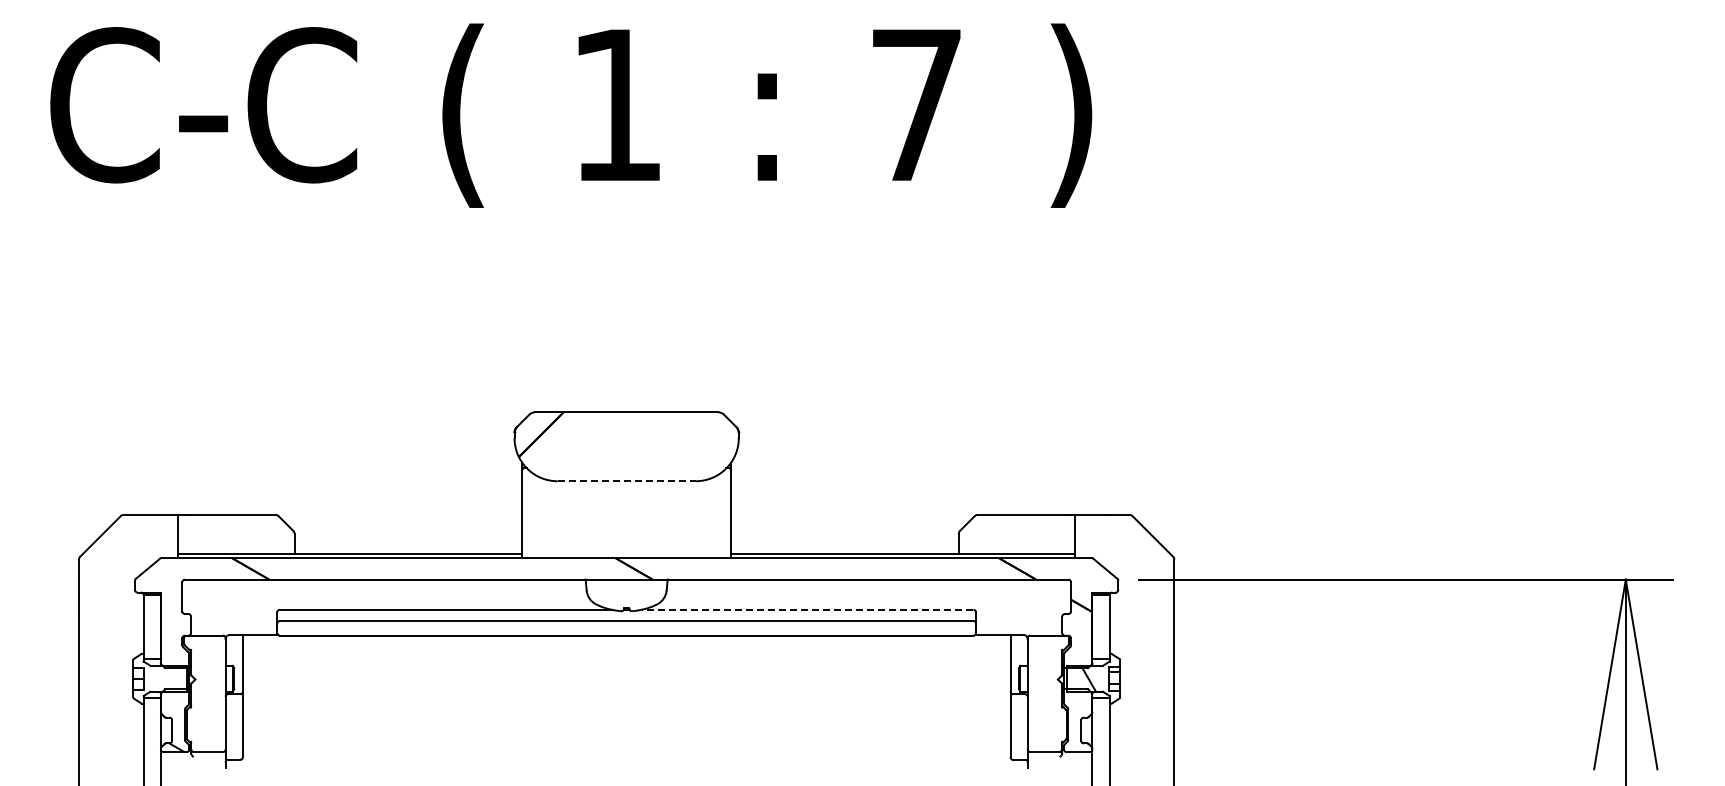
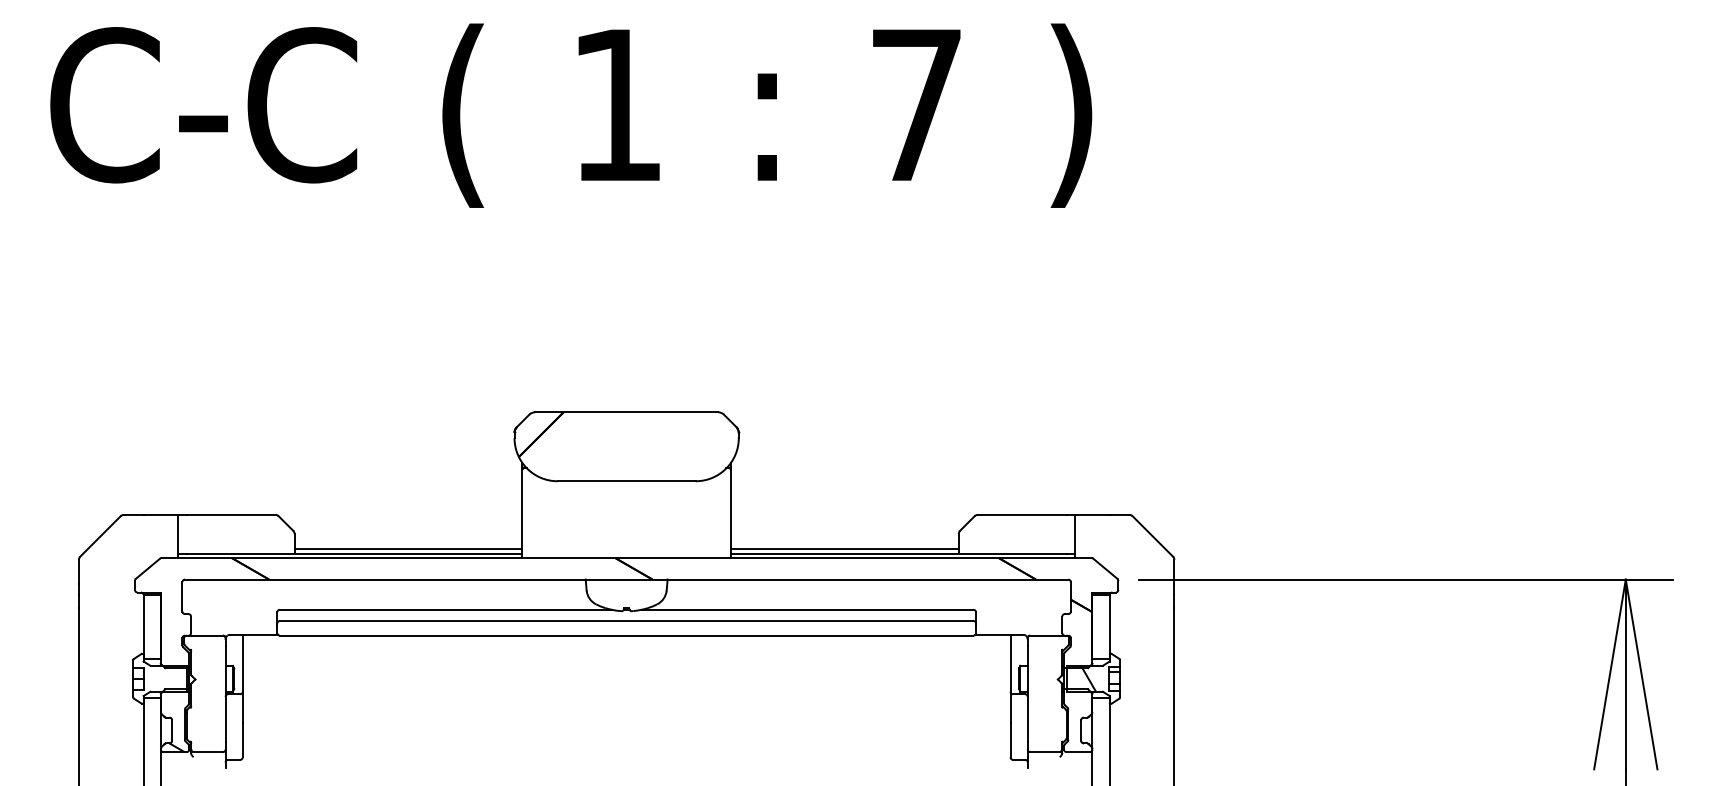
line: dashed -> solid (627, 481)
line: none -> present (408, 549)
line: none -> present (844, 549)
line: dashed -> solid (807, 609)
